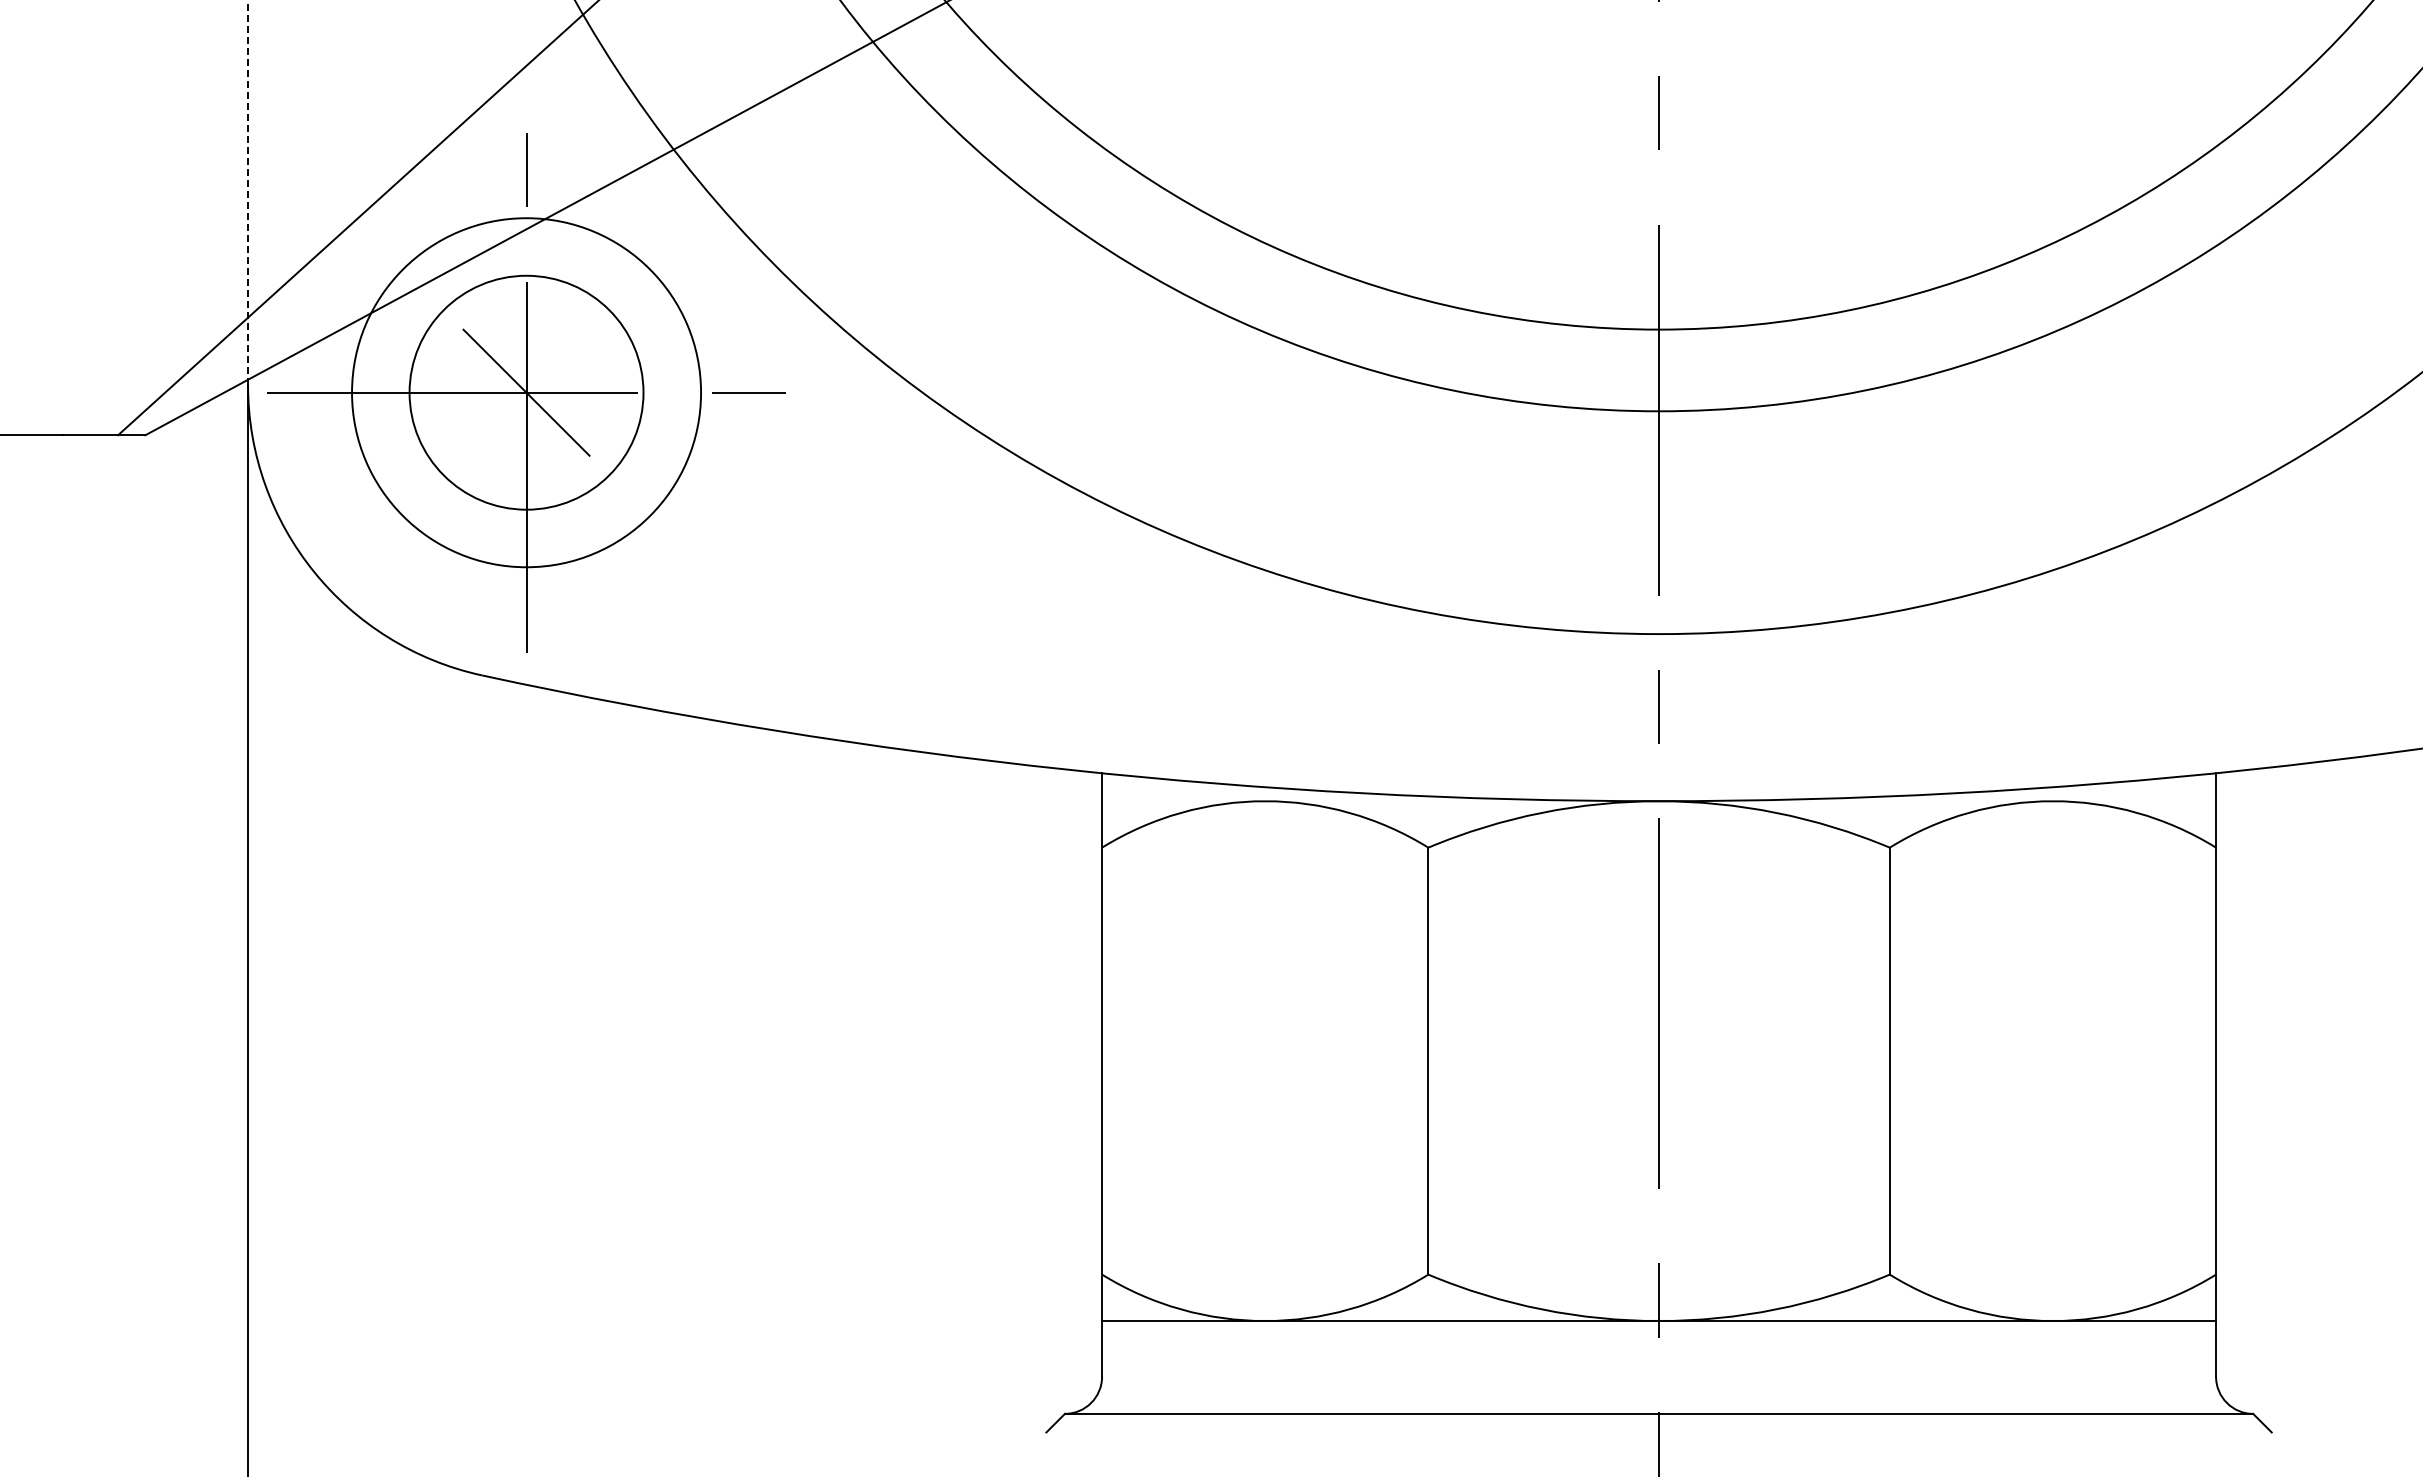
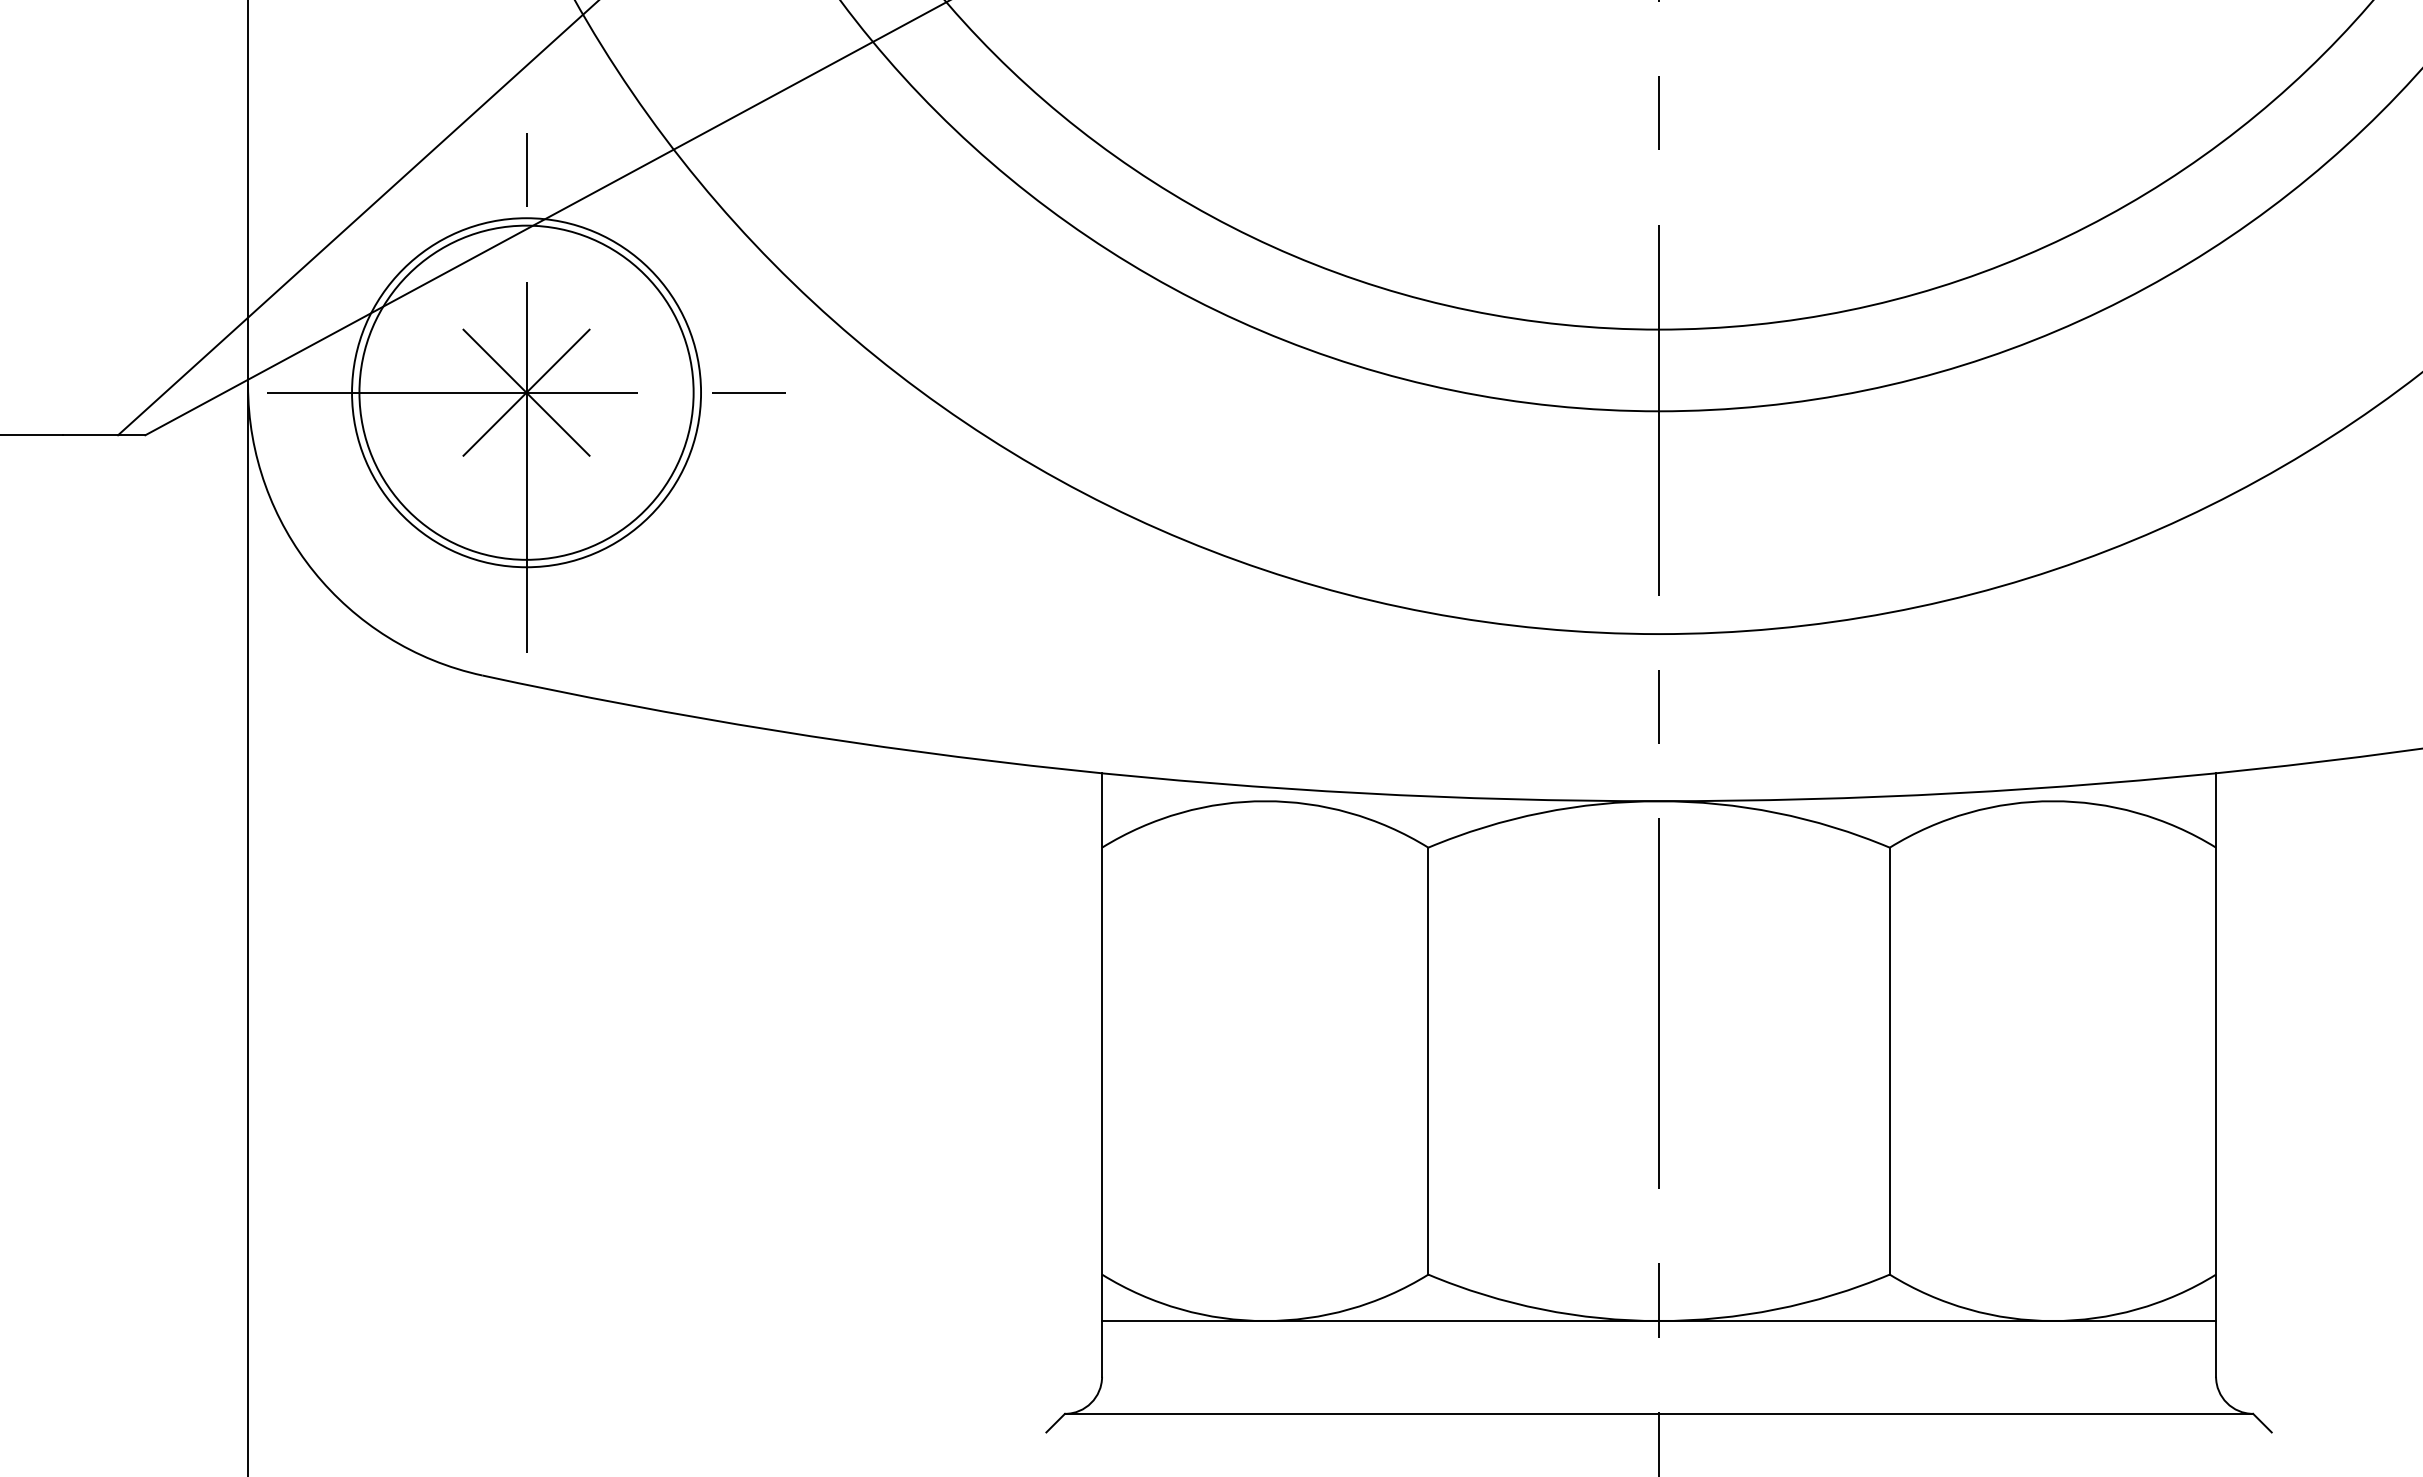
line: dashed -> solid (248, 192)
circle diameter: 234 px -> 334 px (526, 392)
line: none -> present (526, 392)
